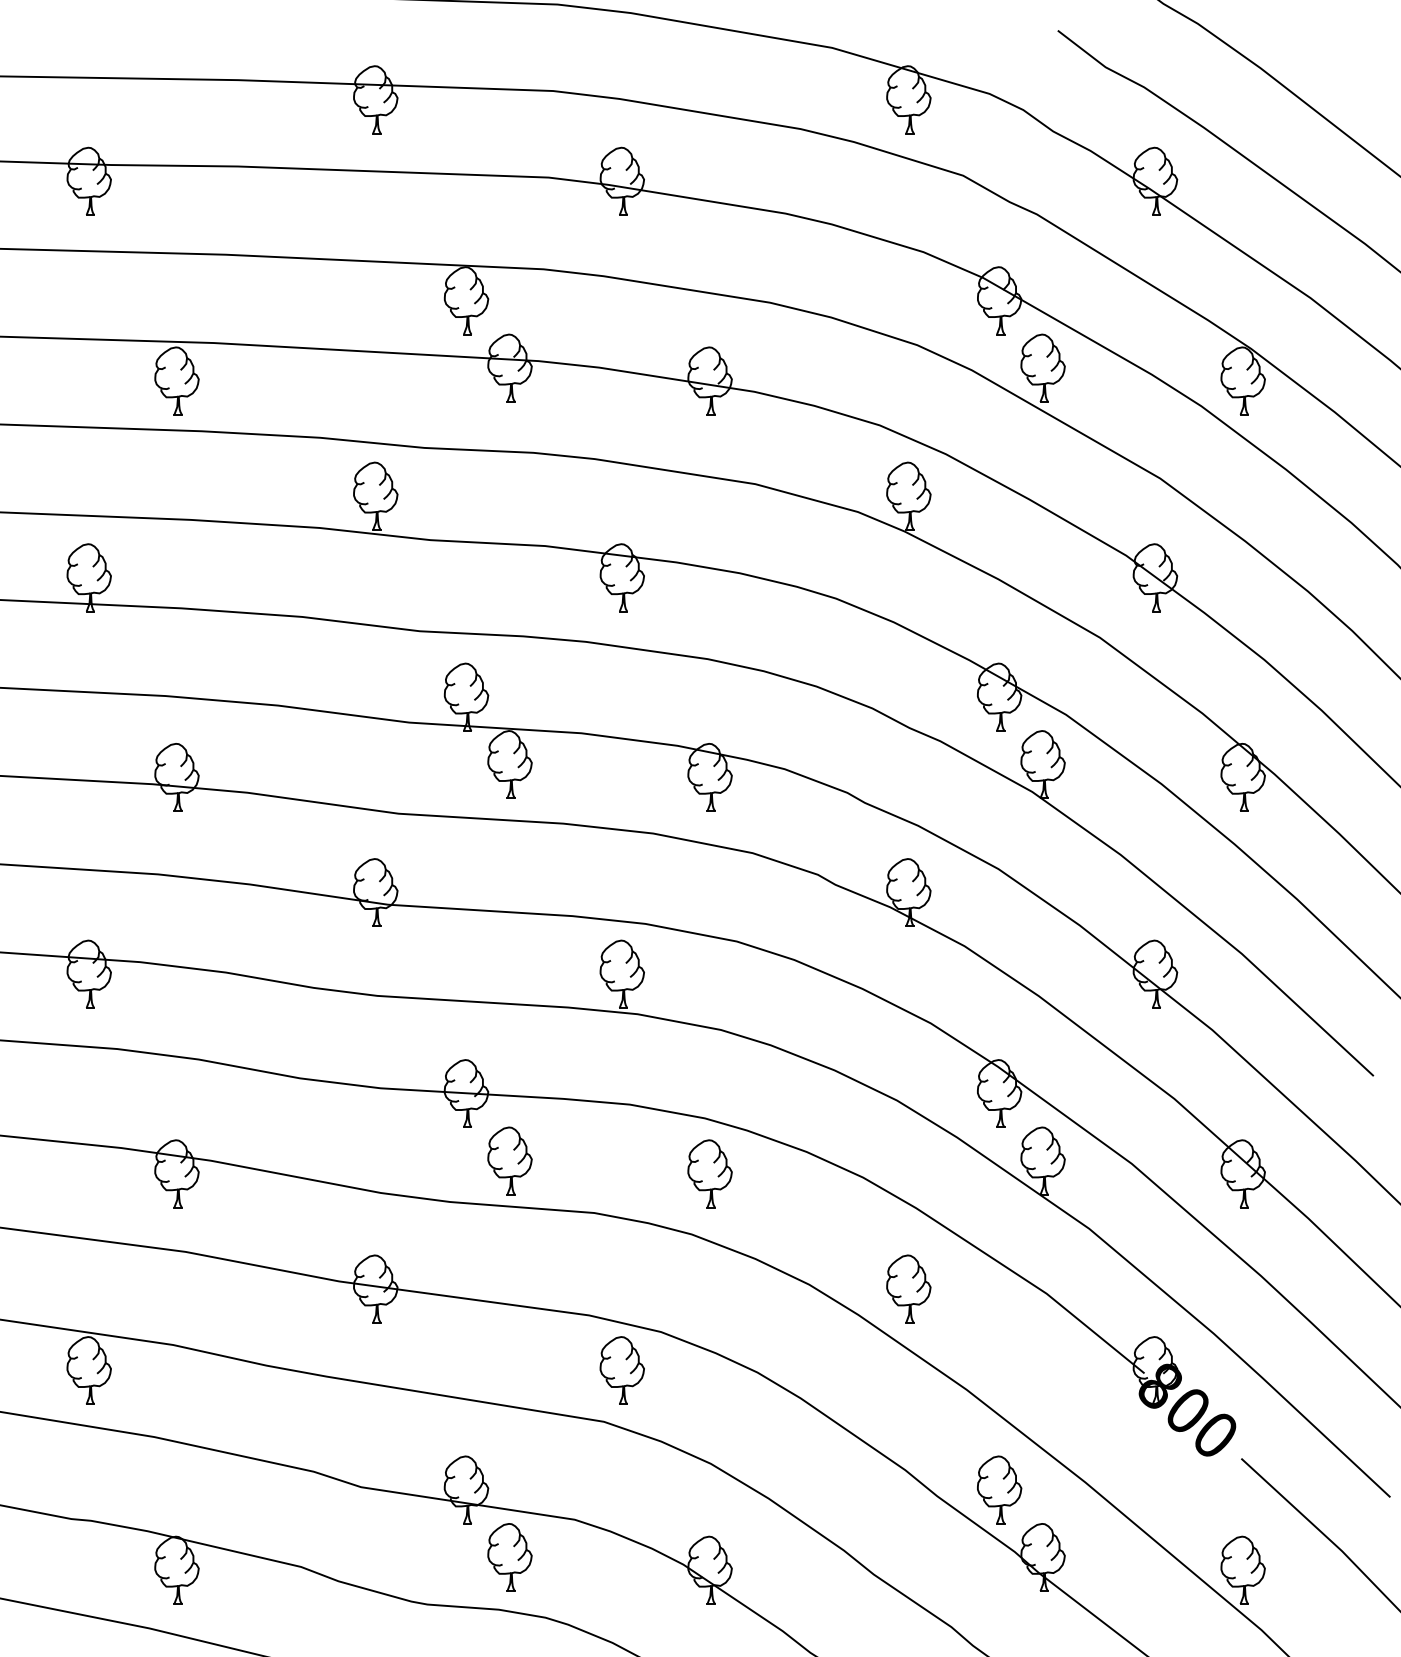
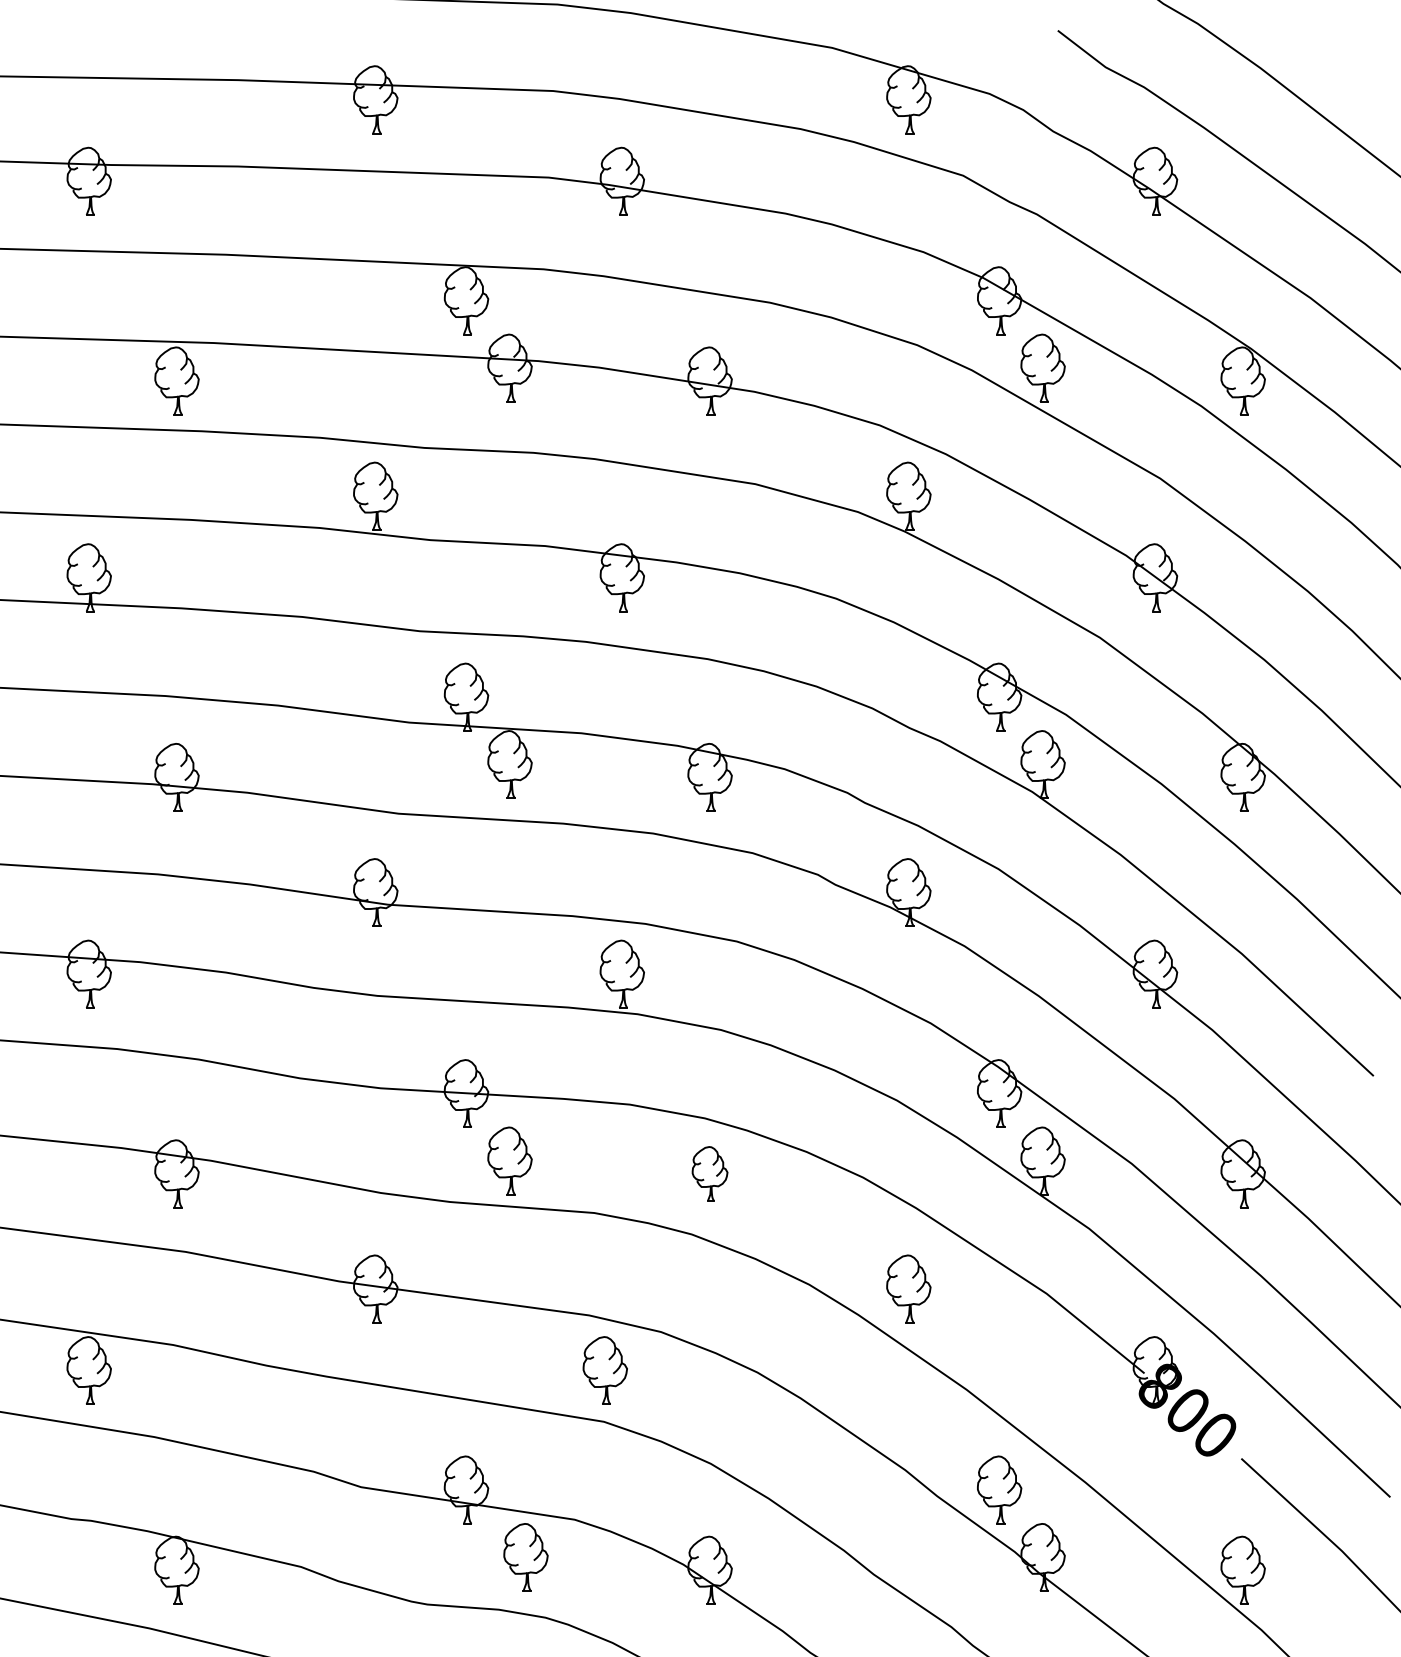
part size: 46x70 px -> 38x56 px (709, 1173)
part position: (621, 1370) -> (604, 1370) (604, 1370)
part position: (509, 1557) -> (525, 1557) (525, 1557)
